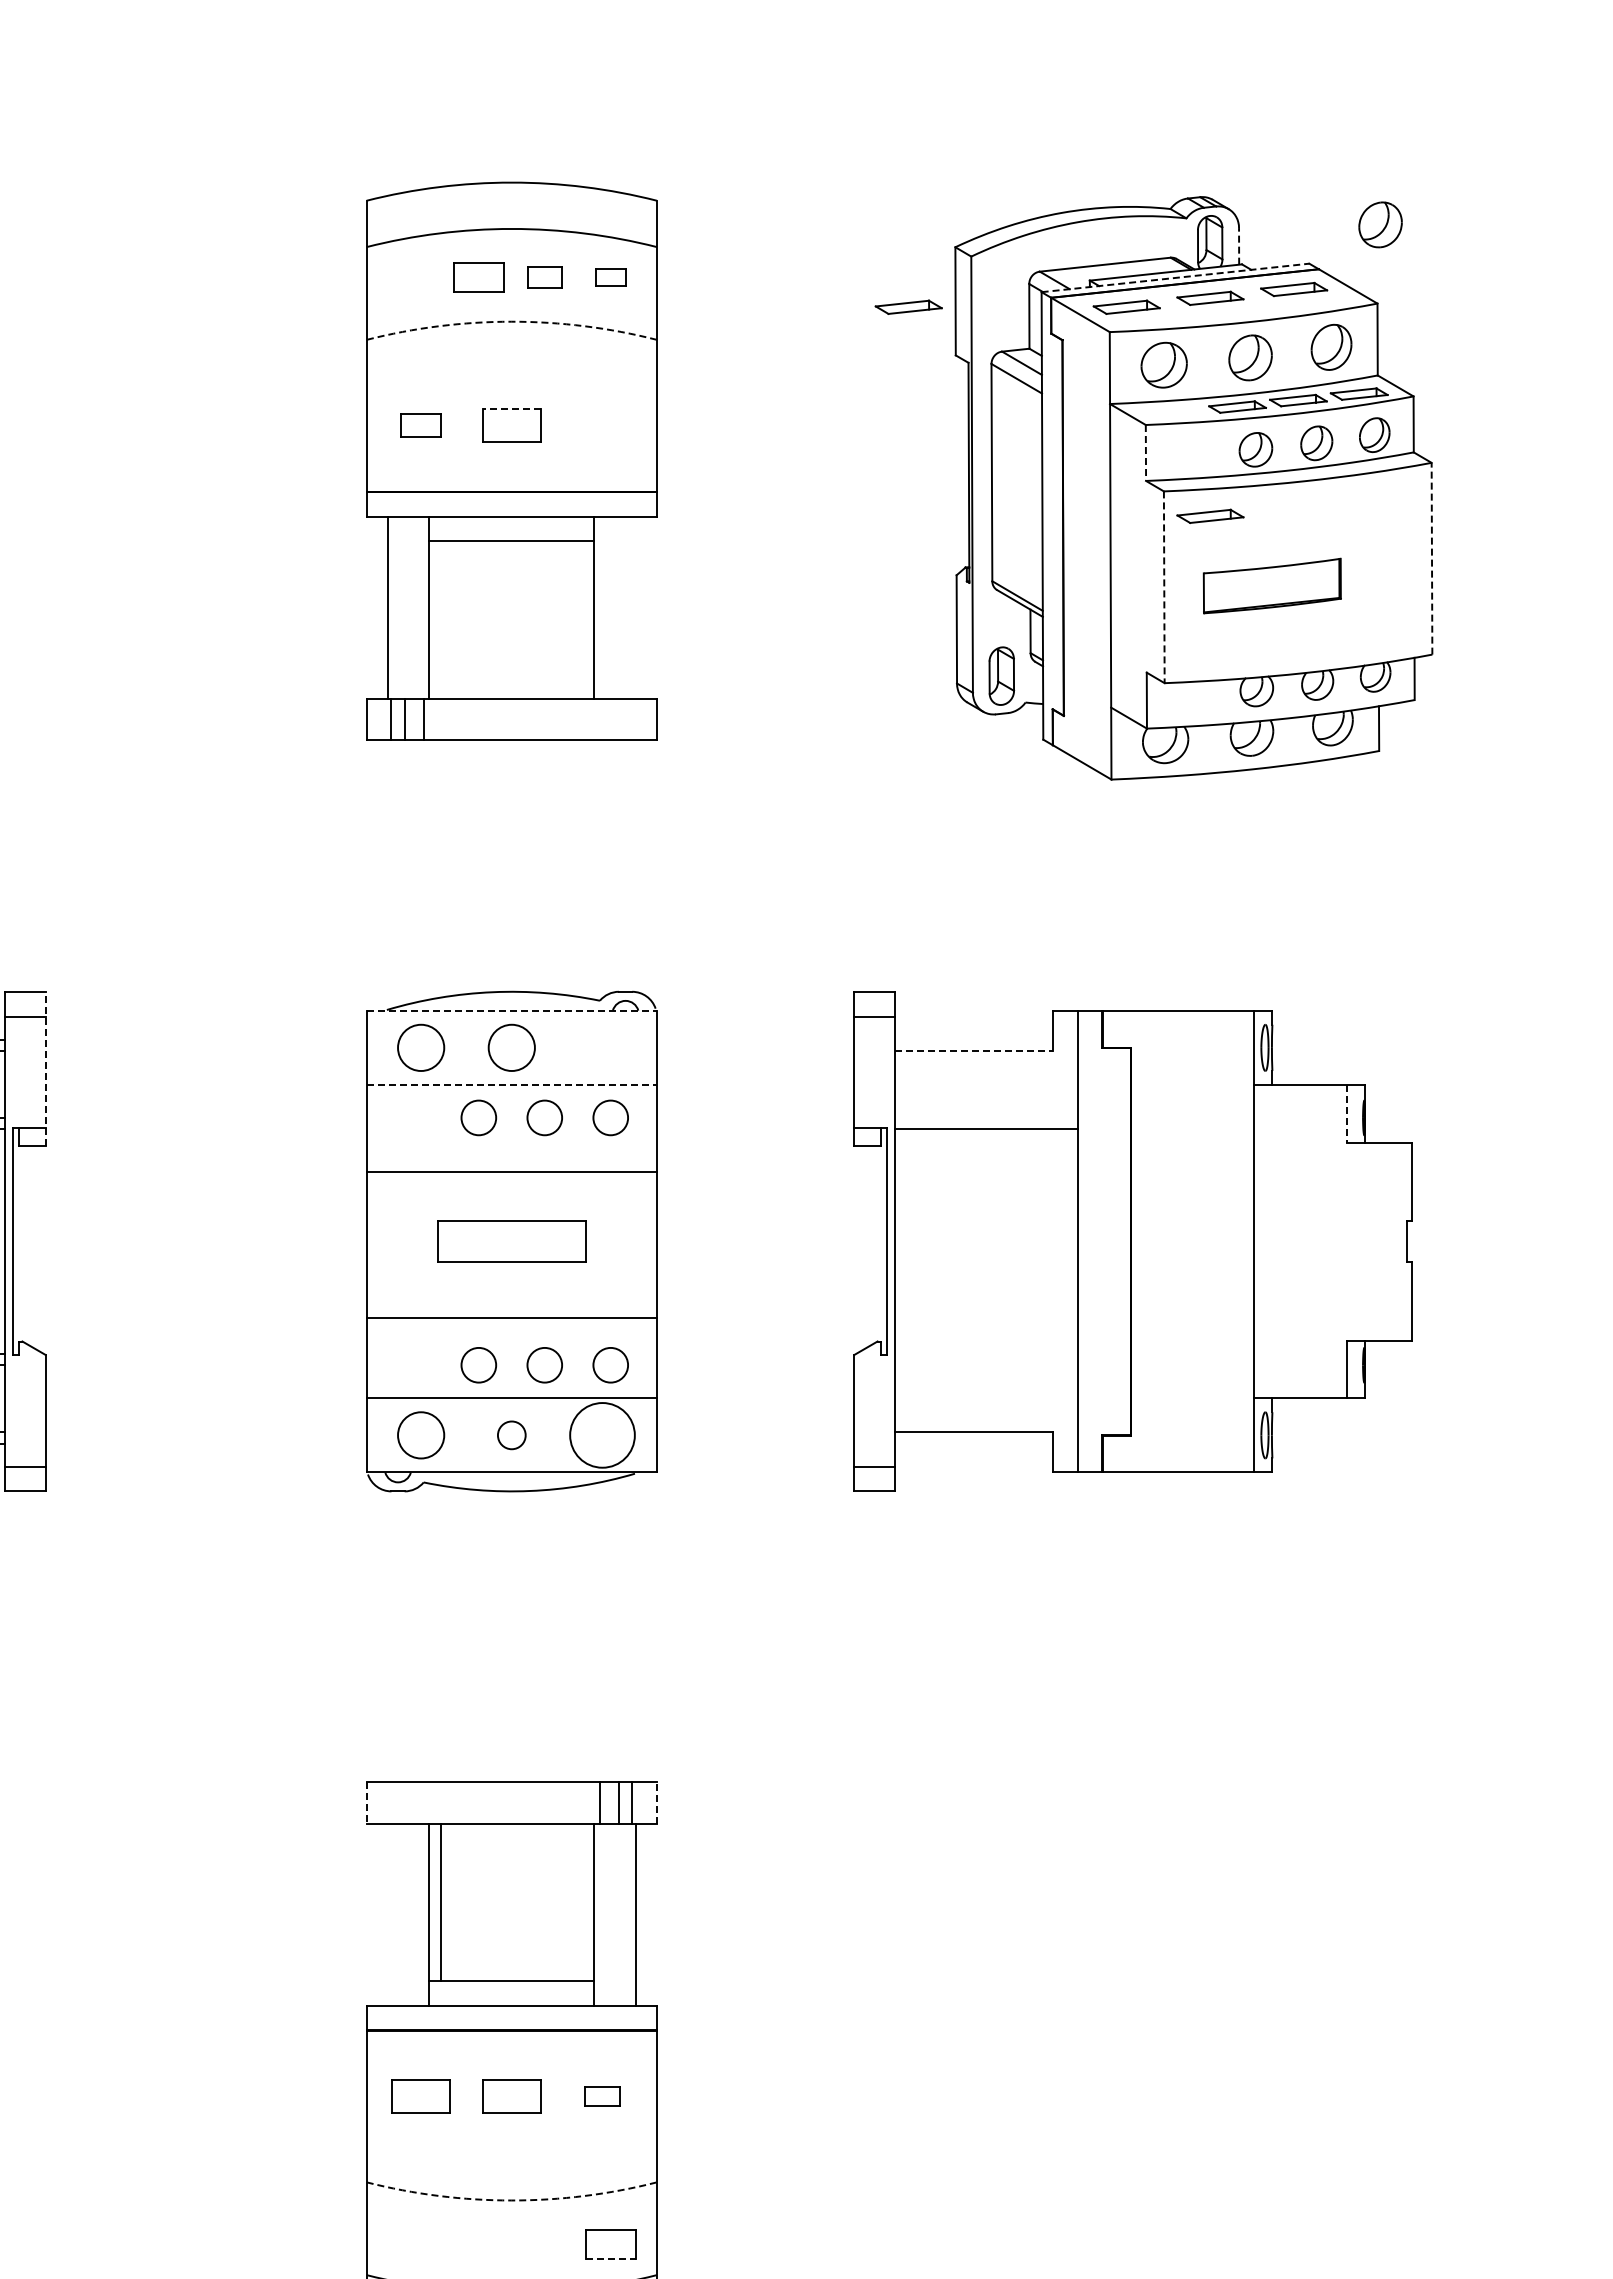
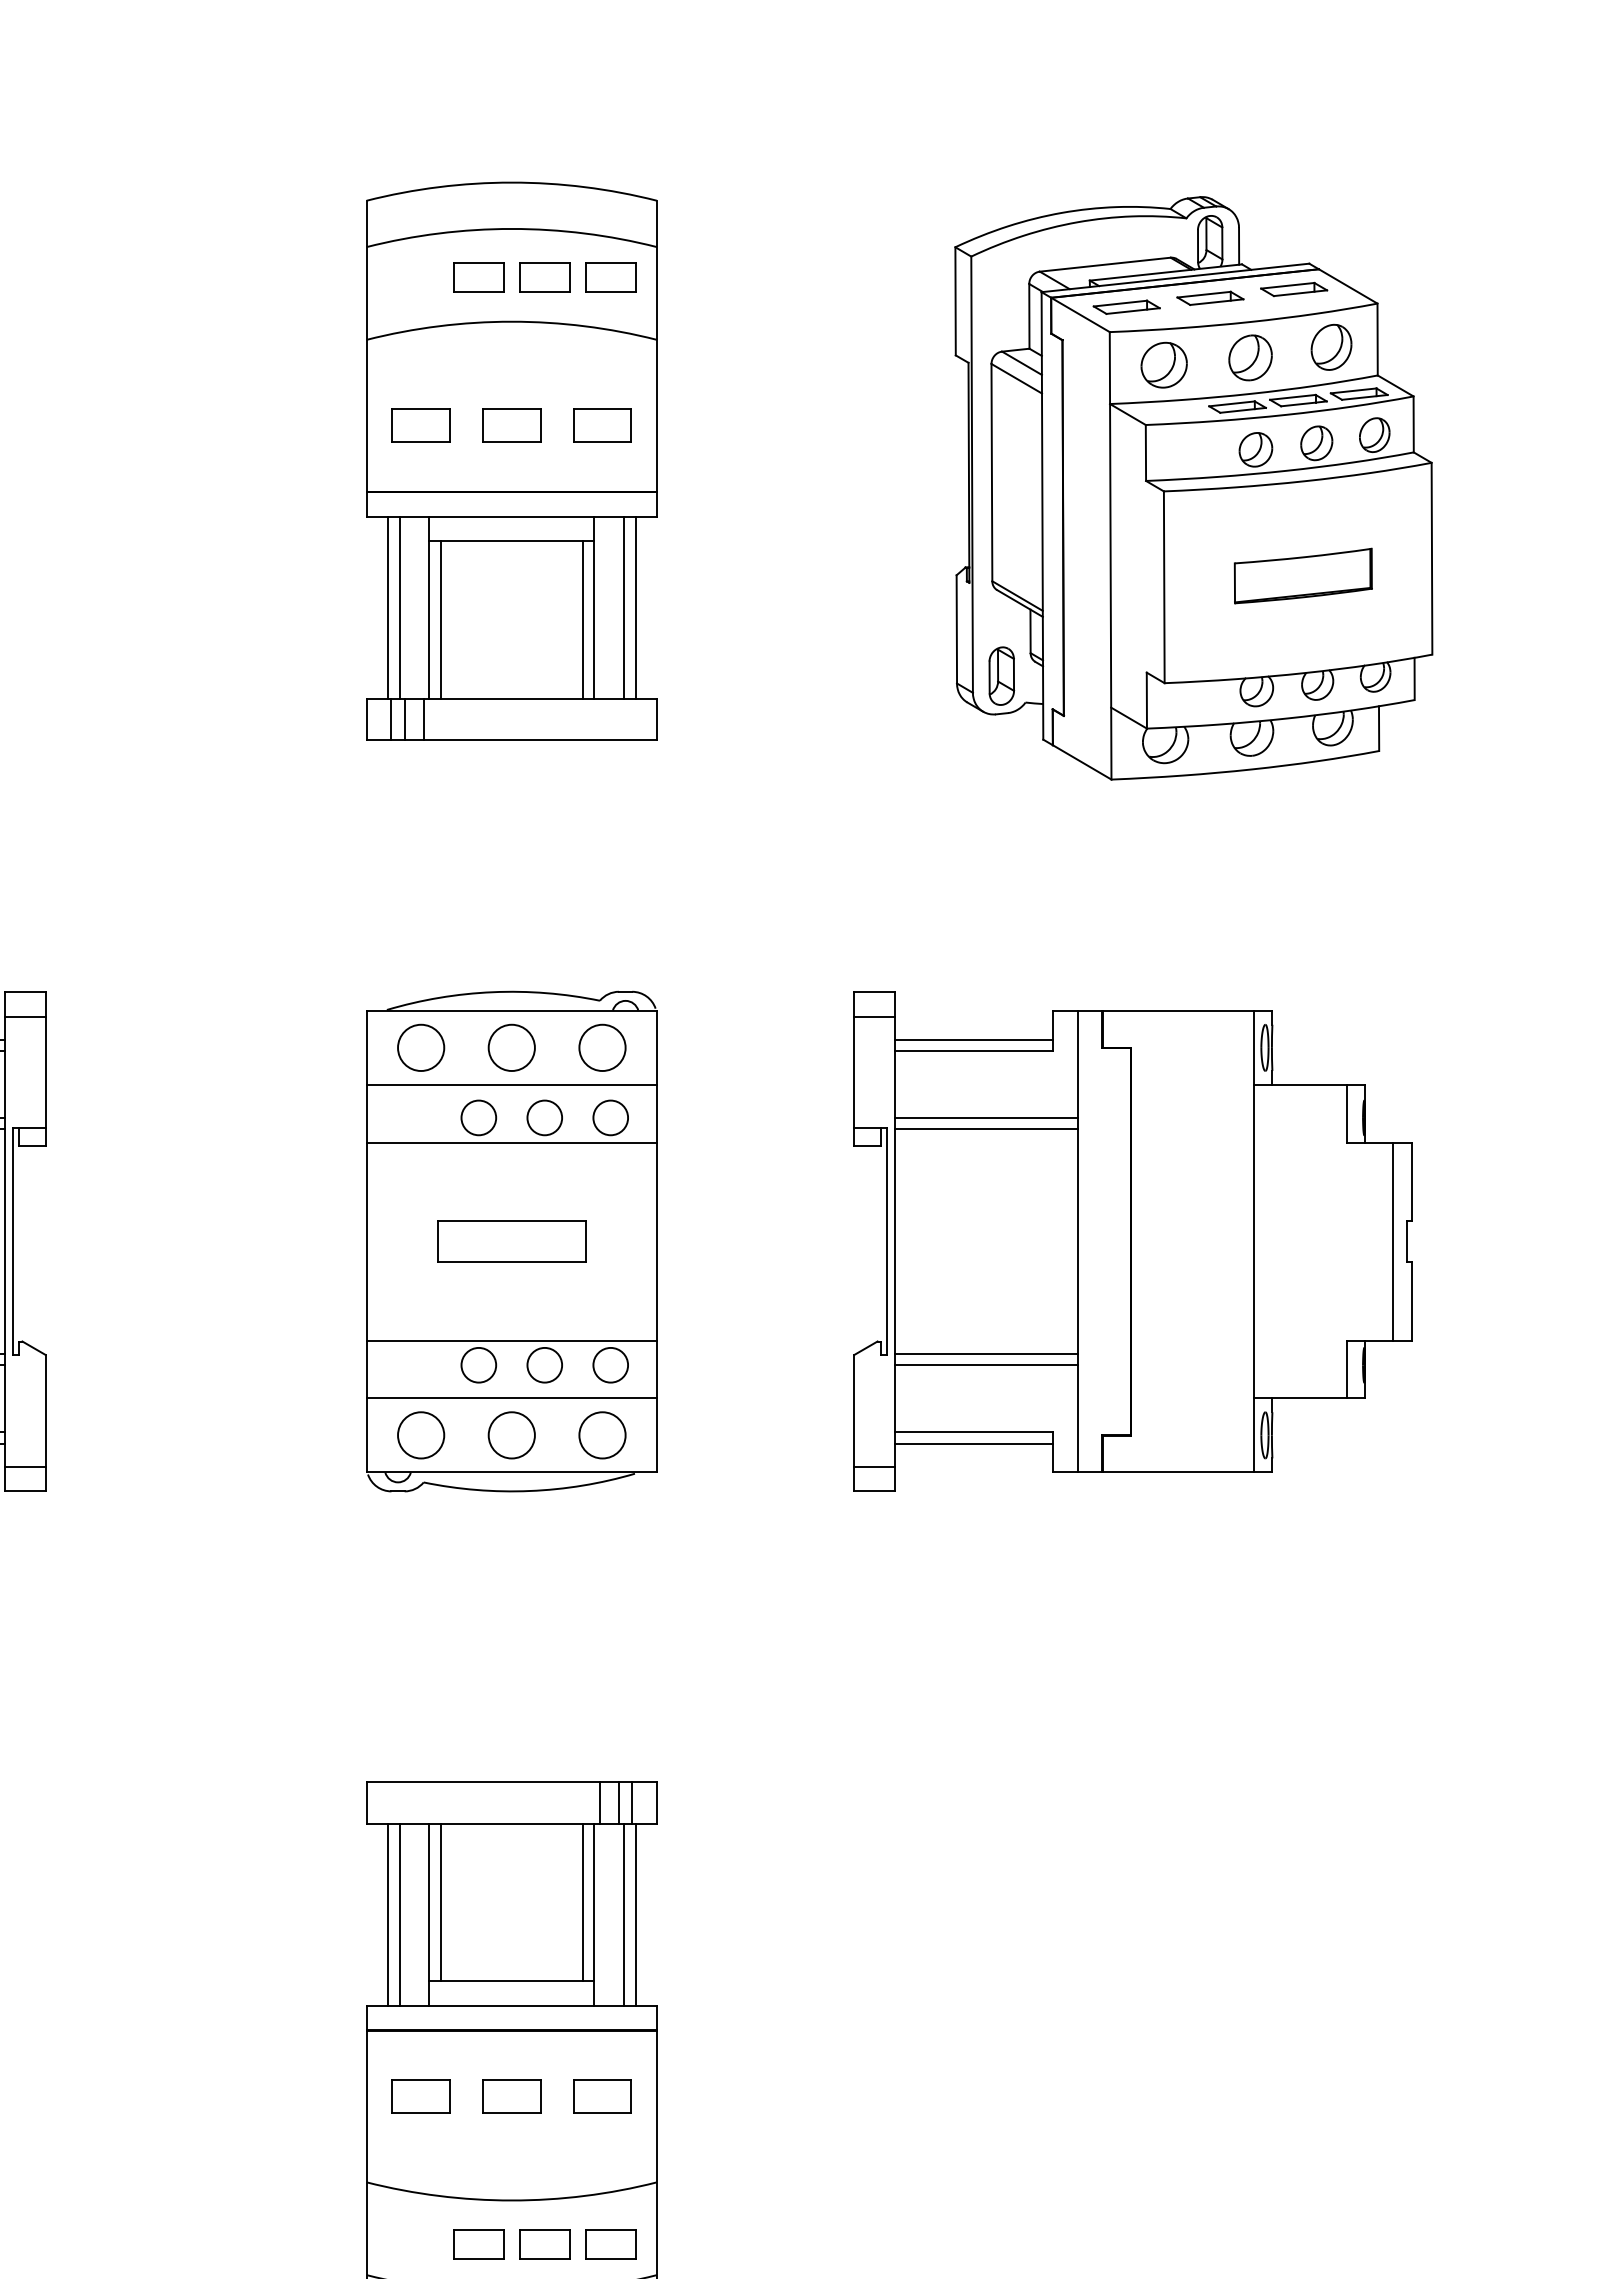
part: present -> none (1380, 224)
line: dashed -> solid (1239, 245)
part size: 36x23 px -> 52x31 px (544, 277)
part size: 32x19 px -> 52x31 px (610, 277)
line: dashed -> solid (1175, 277)
part: present -> none (908, 306)
arc: dashed -> solid (511, 321)
line: dashed -> solid (511, 409)
part size: 42x25 px -> 60x35 px (420, 425)
part: none -> present (602, 425)
line: dashed -> solid (1145, 452)
part: present -> none (1210, 515)
line: dashed -> solid (1431, 558)
part position: (1271, 585) -> (1302, 575) (1302, 575)
line: dashed -> solid (1164, 587)
line: none -> present (399, 607)
line: none -> present (623, 607)
line: none -> present (635, 607)
line: none -> present (440, 619)
line: none -> present (582, 619)
line: dashed -> solid (512, 1010)
line: none -> present (973, 1039)
circle: none -> present (602, 1047)
line: dashed -> solid (974, 1051)
line: dashed -> solid (45, 1068)
line: dashed -> solid (512, 1084)
line: dashed -> solid (1347, 1113)
line: none -> present (986, 1117)
line position: (511, 1171) -> (511, 1142) (511, 1142)
line: none -> present (1393, 1241)
line position: (511, 1317) -> (511, 1340) (511, 1340)
line: none -> present (986, 1353)
line: none -> present (986, 1365)
circle diameter: 28 px -> 46 px (511, 1435)
circle diameter: 65 px -> 46 px (602, 1435)
line: none -> present (973, 1443)
line: dashed -> solid (366, 1802)
line: dashed -> solid (656, 1802)
line: none -> present (582, 1901)
line: none -> present (388, 1914)
line: none -> present (399, 1914)
line: none -> present (623, 1914)
part size: 37x21 px -> 59x35 px (602, 2096)
arc: dashed -> solid (511, 2200)
part: none -> present (478, 2244)
part: none -> present (544, 2244)
line: dashed -> solid (610, 2259)
